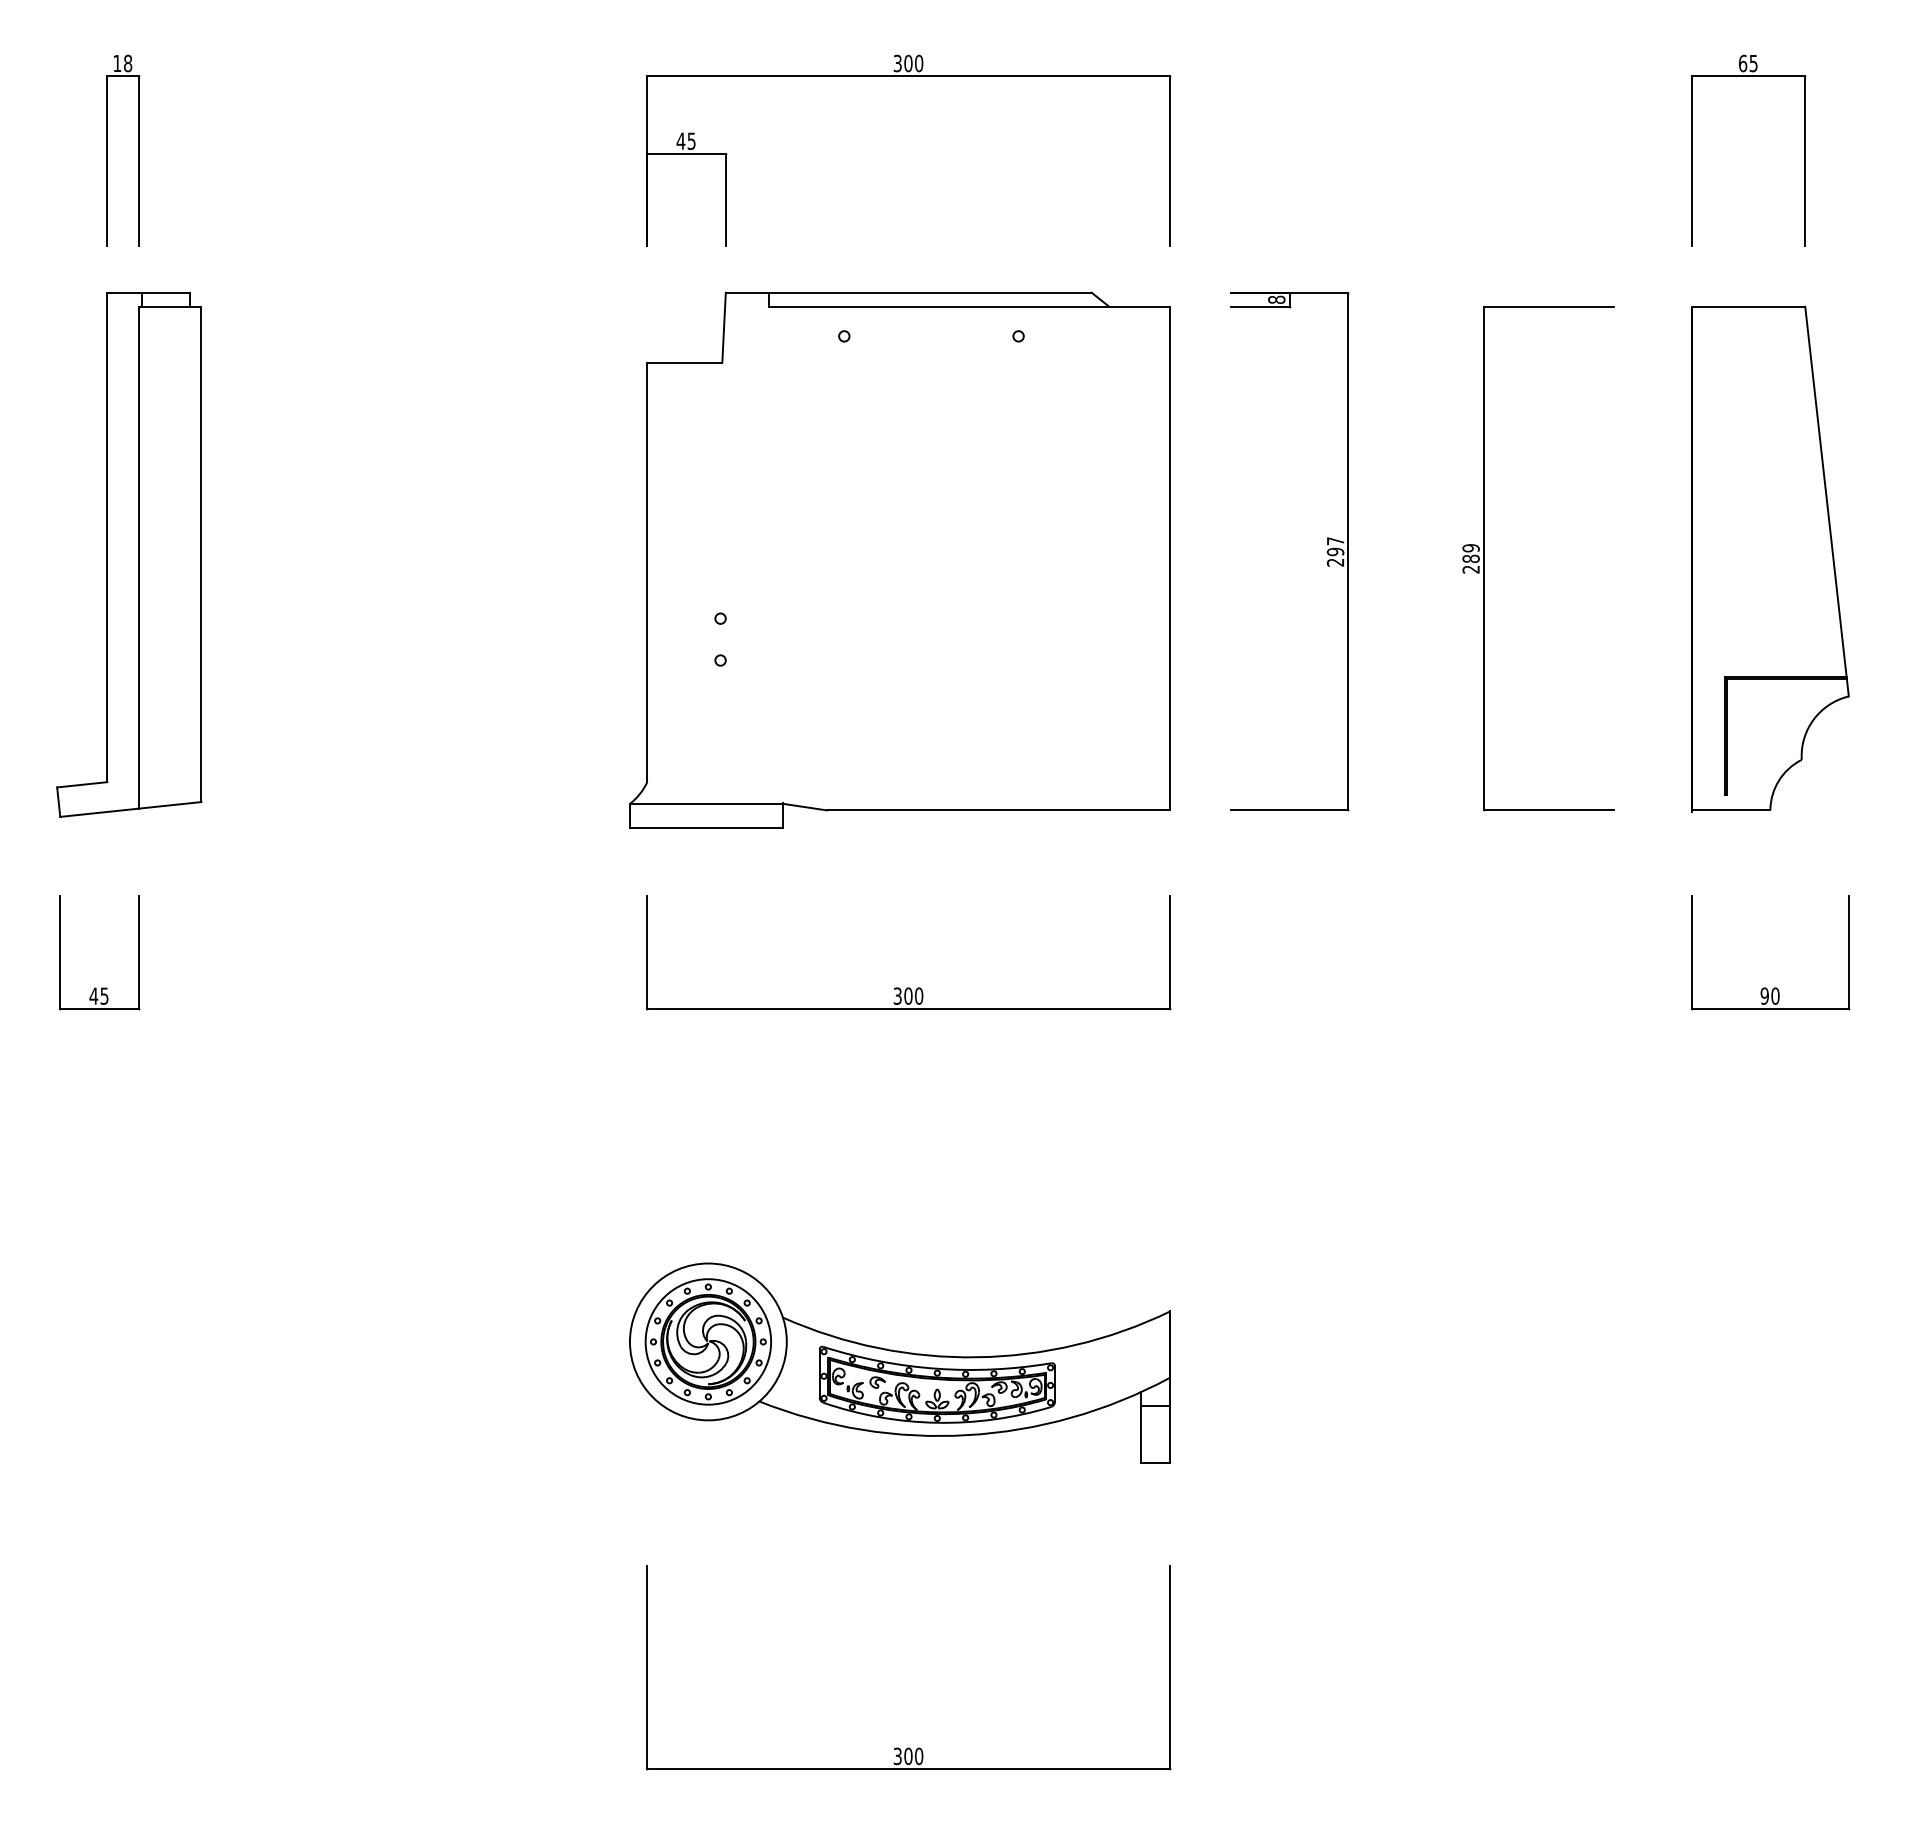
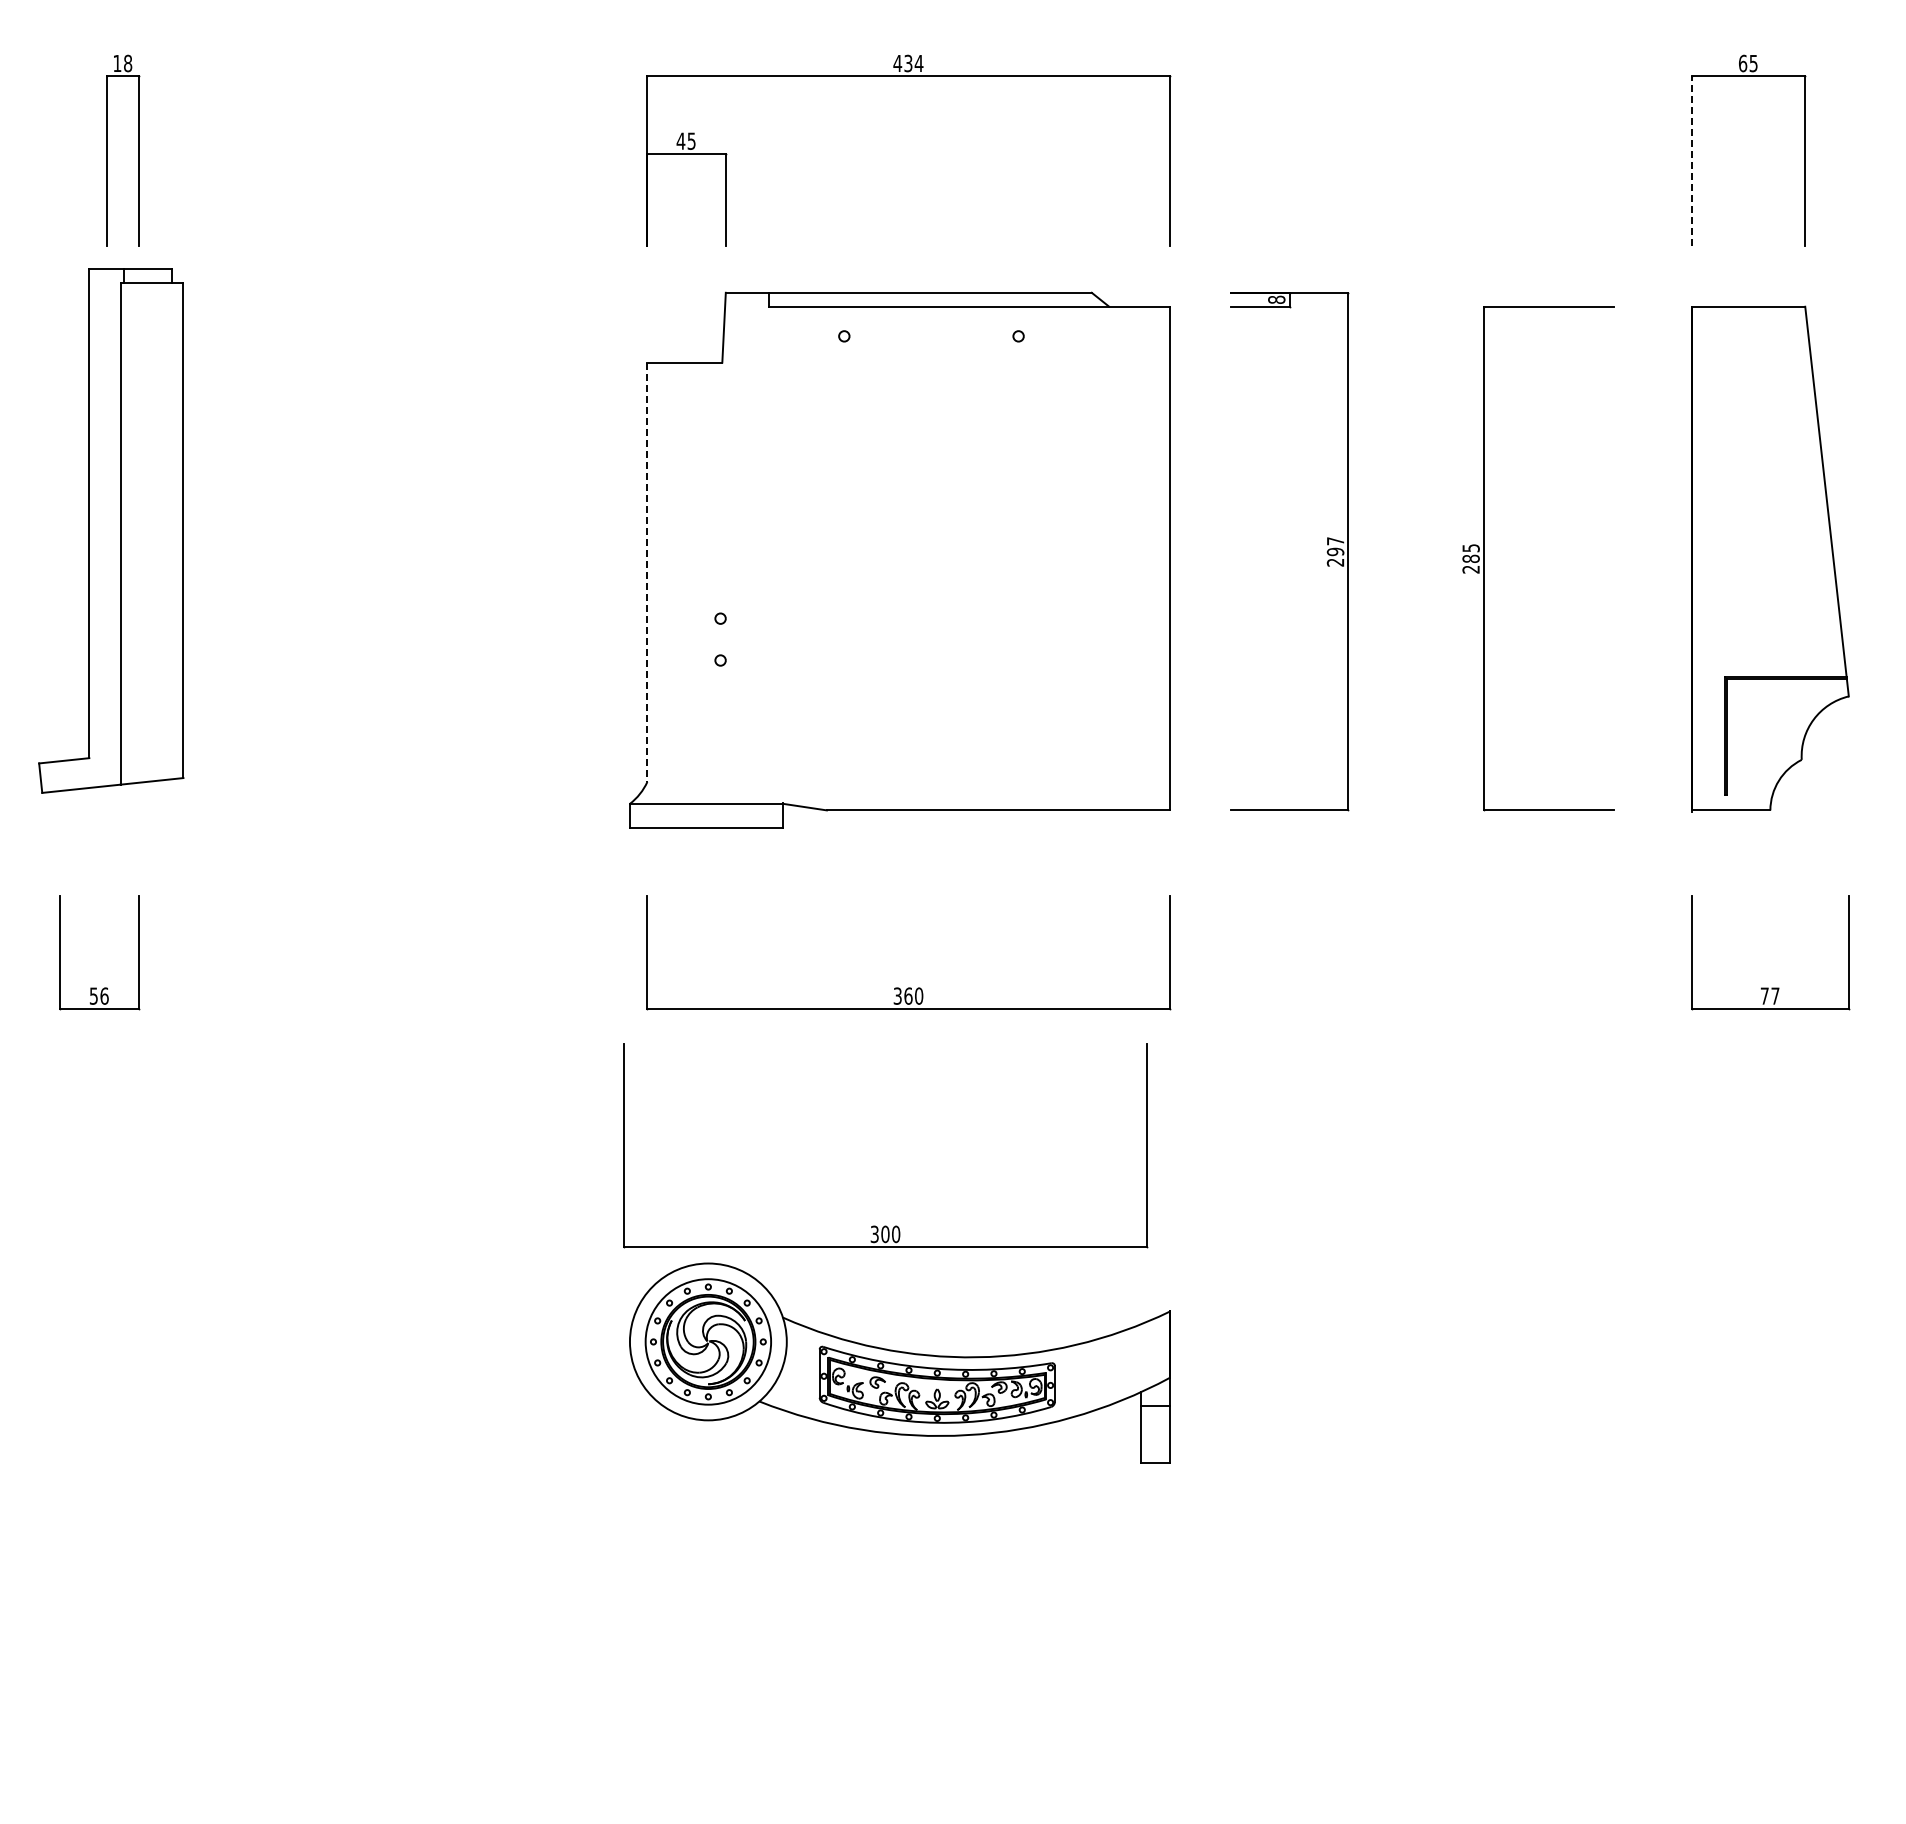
text: 300 -> 434 (908, 63)
line: solid -> dashed (1691, 161)
text: 289 -> 285 (1470, 548)
part position: (129, 554) -> (111, 530) (111, 530)
line: solid -> dashed (647, 572)
text: 45 -> 56 (98, 995)
text: 300 -> 360 (908, 995)
text: 90 -> 77 (1769, 995)
part position: (908, 1747) -> (885, 1225) (885, 1225)
